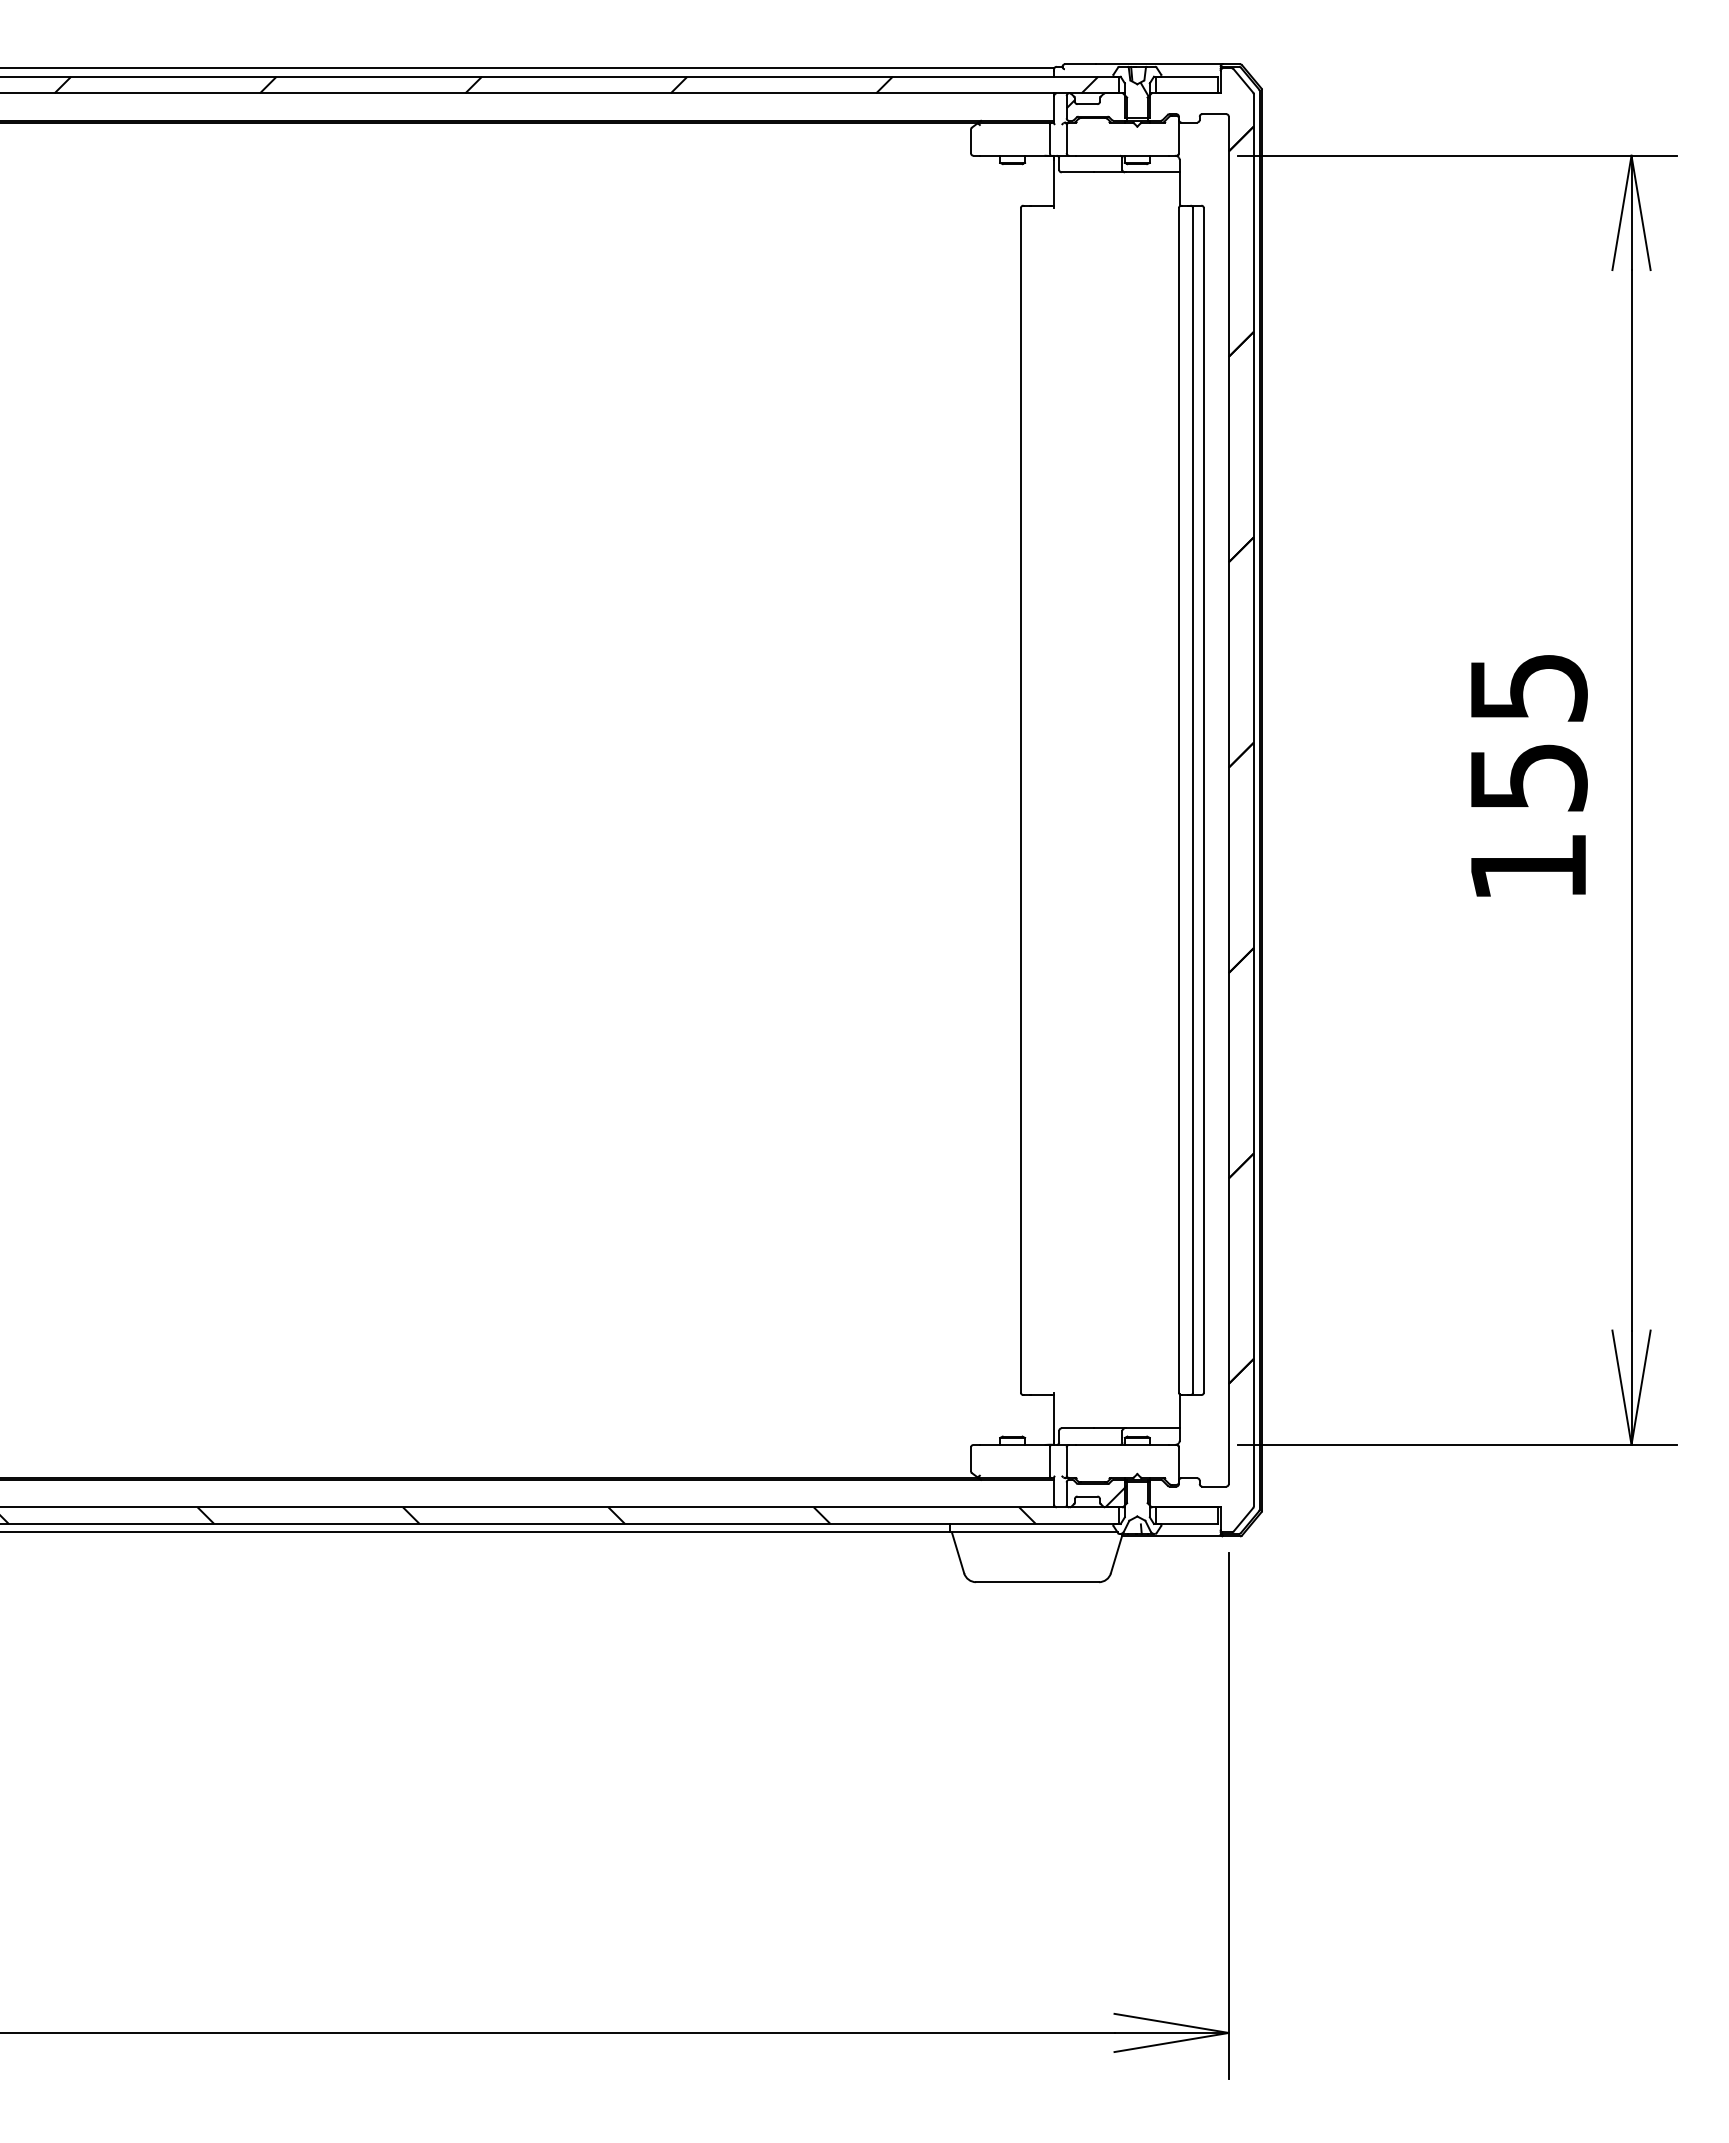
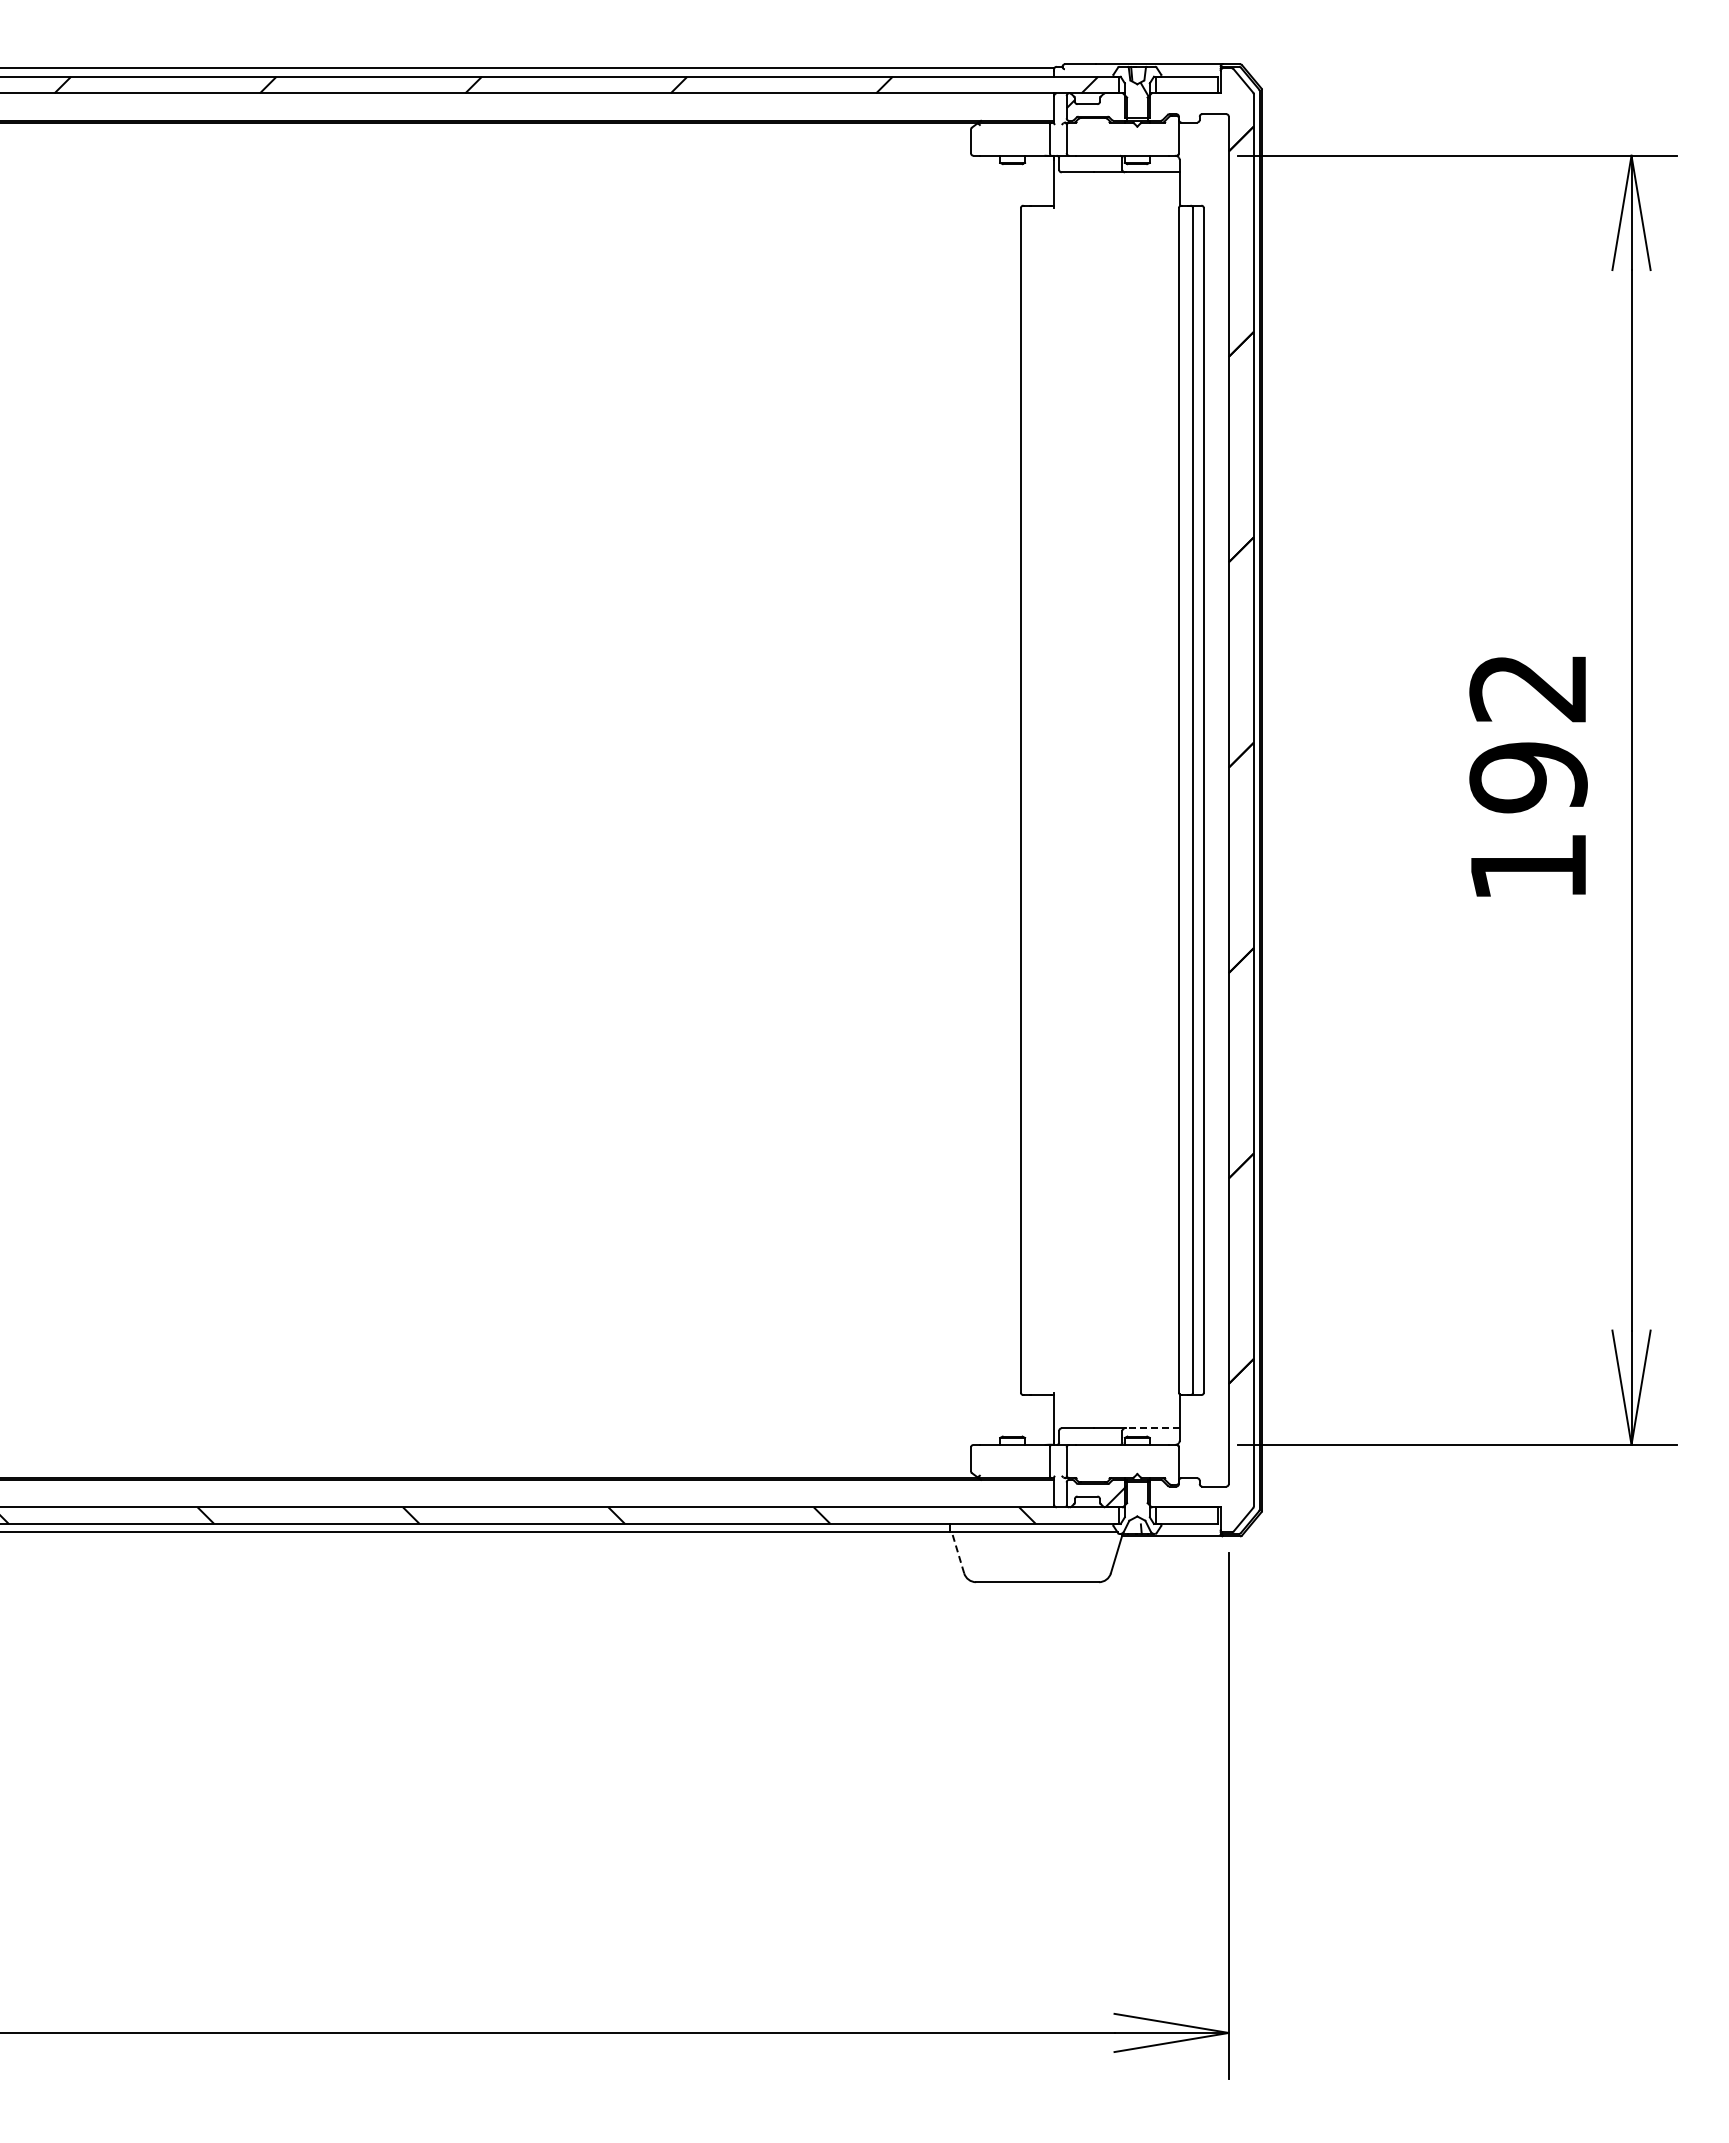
text: 155 -> 192 (1528, 734)
line: solid -> dashed (1153, 1428)
line: solid -> dashed (957, 1552)
